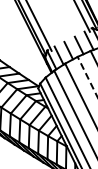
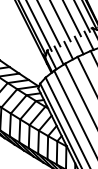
line: none -> present (71, 19)
line: none -> present (60, 21)
line: none -> present (49, 24)
line: dashed -> solid (87, 77)
